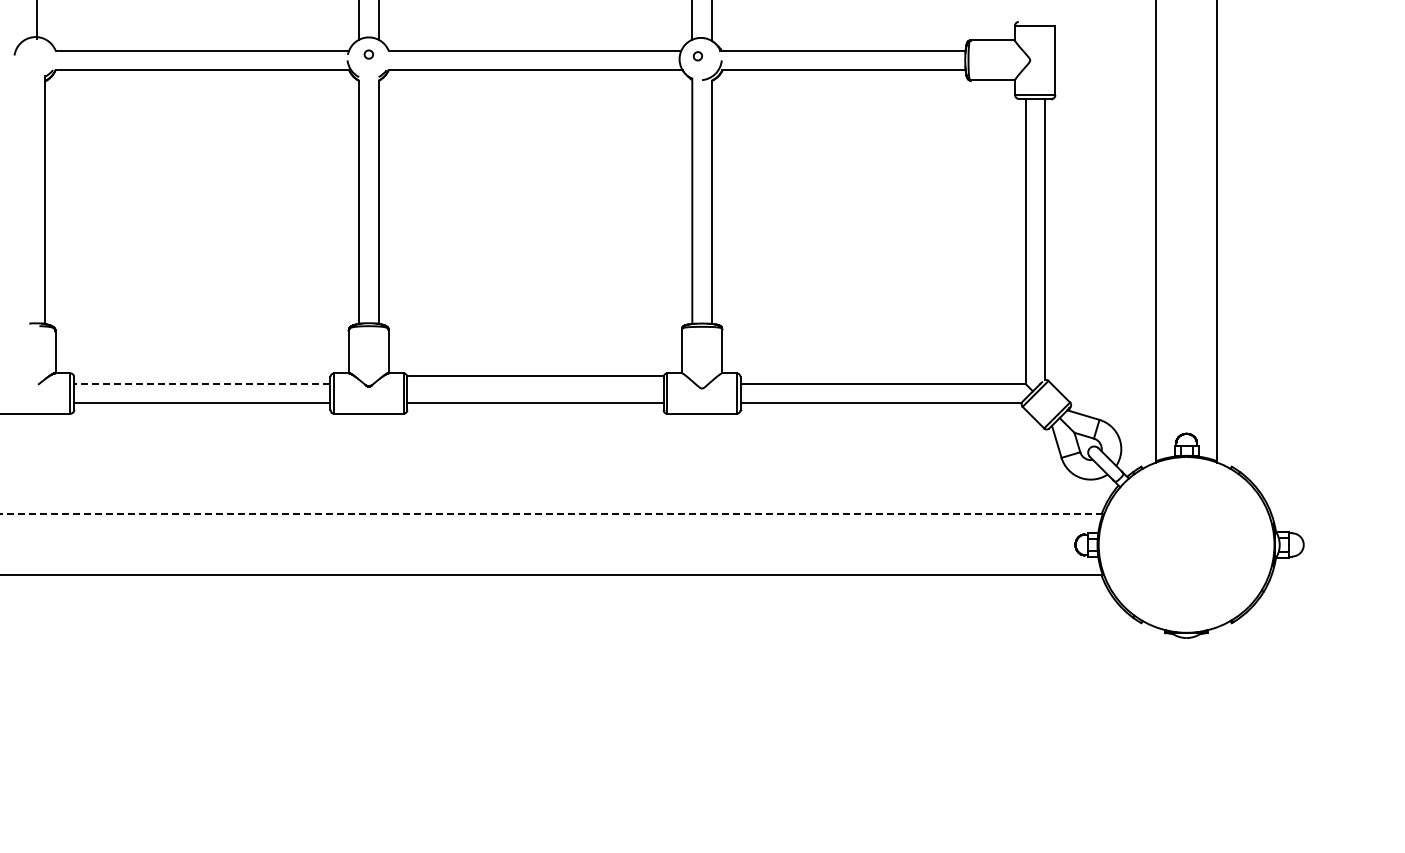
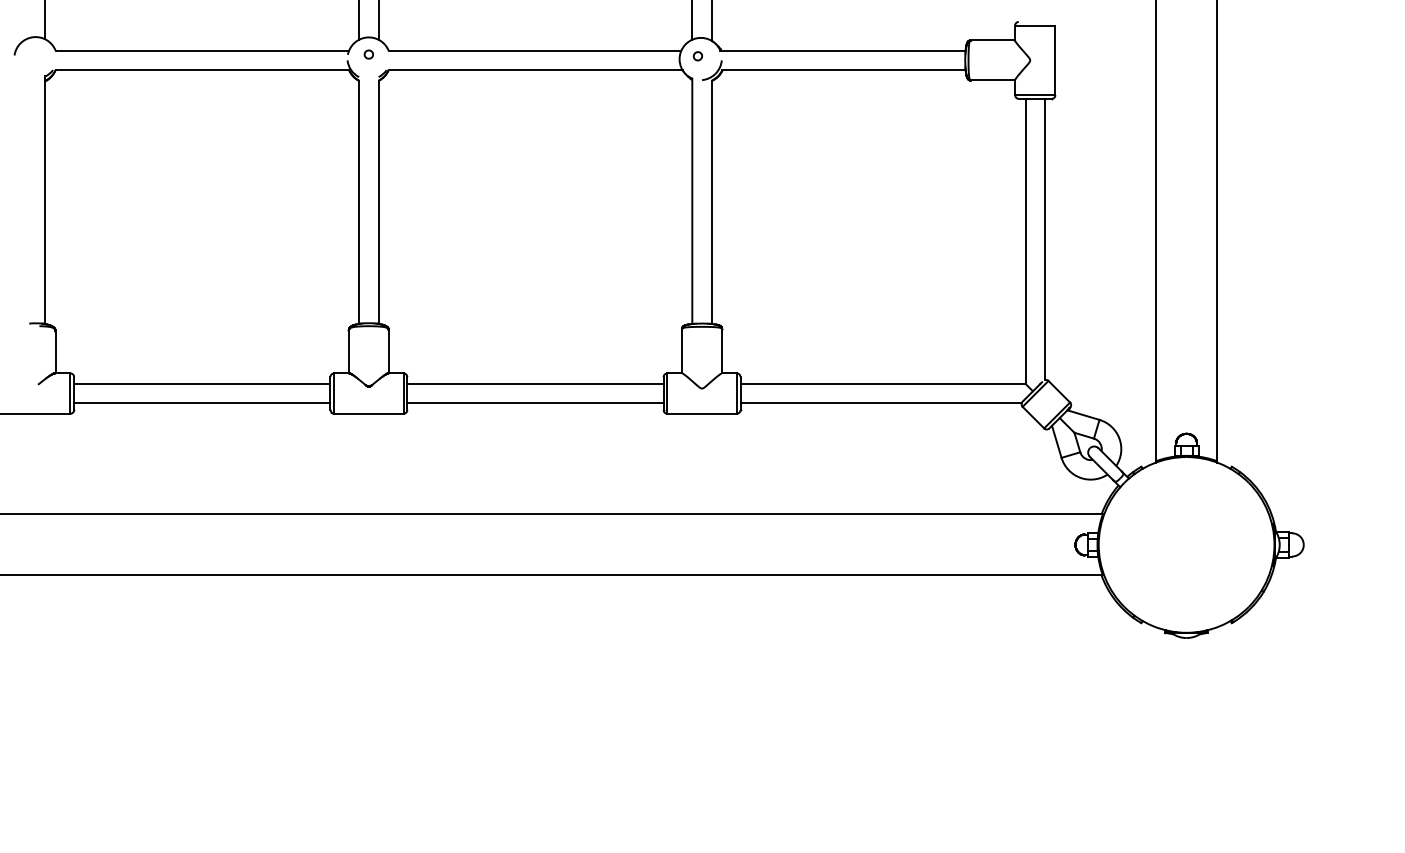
line position: (37, 20) -> (45, 20) (45, 20)
line position: (535, 375) -> (535, 383) (535, 383)
line: dashed -> solid (201, 383)
line: dashed -> solid (551, 514)
